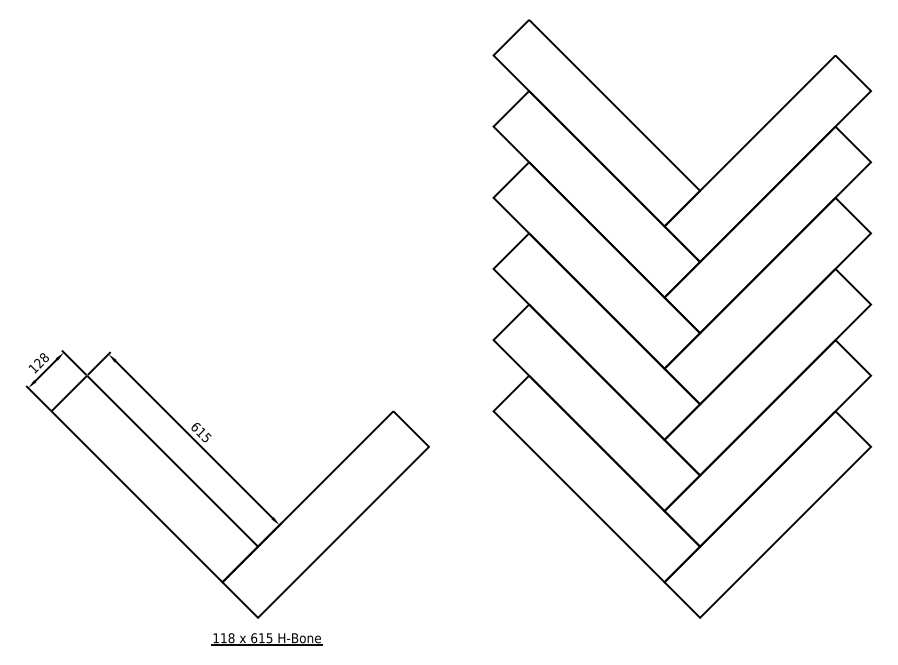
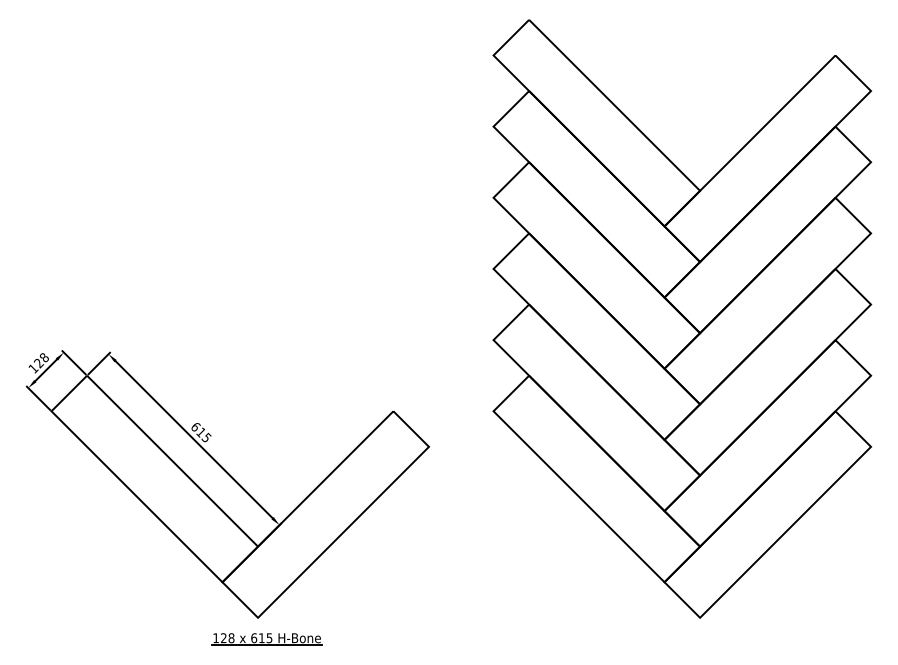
text: 118 -> 128 (223, 637)
